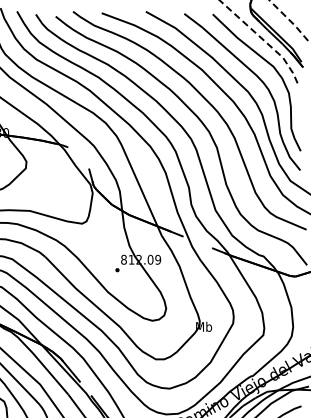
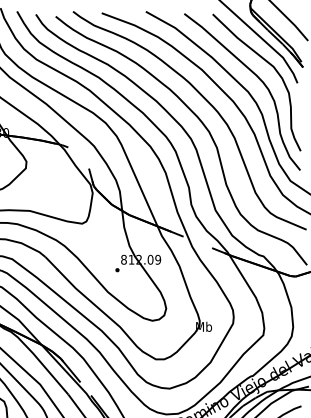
line: dashed -> solid (289, 20)
line: dashed -> solid (263, 39)
